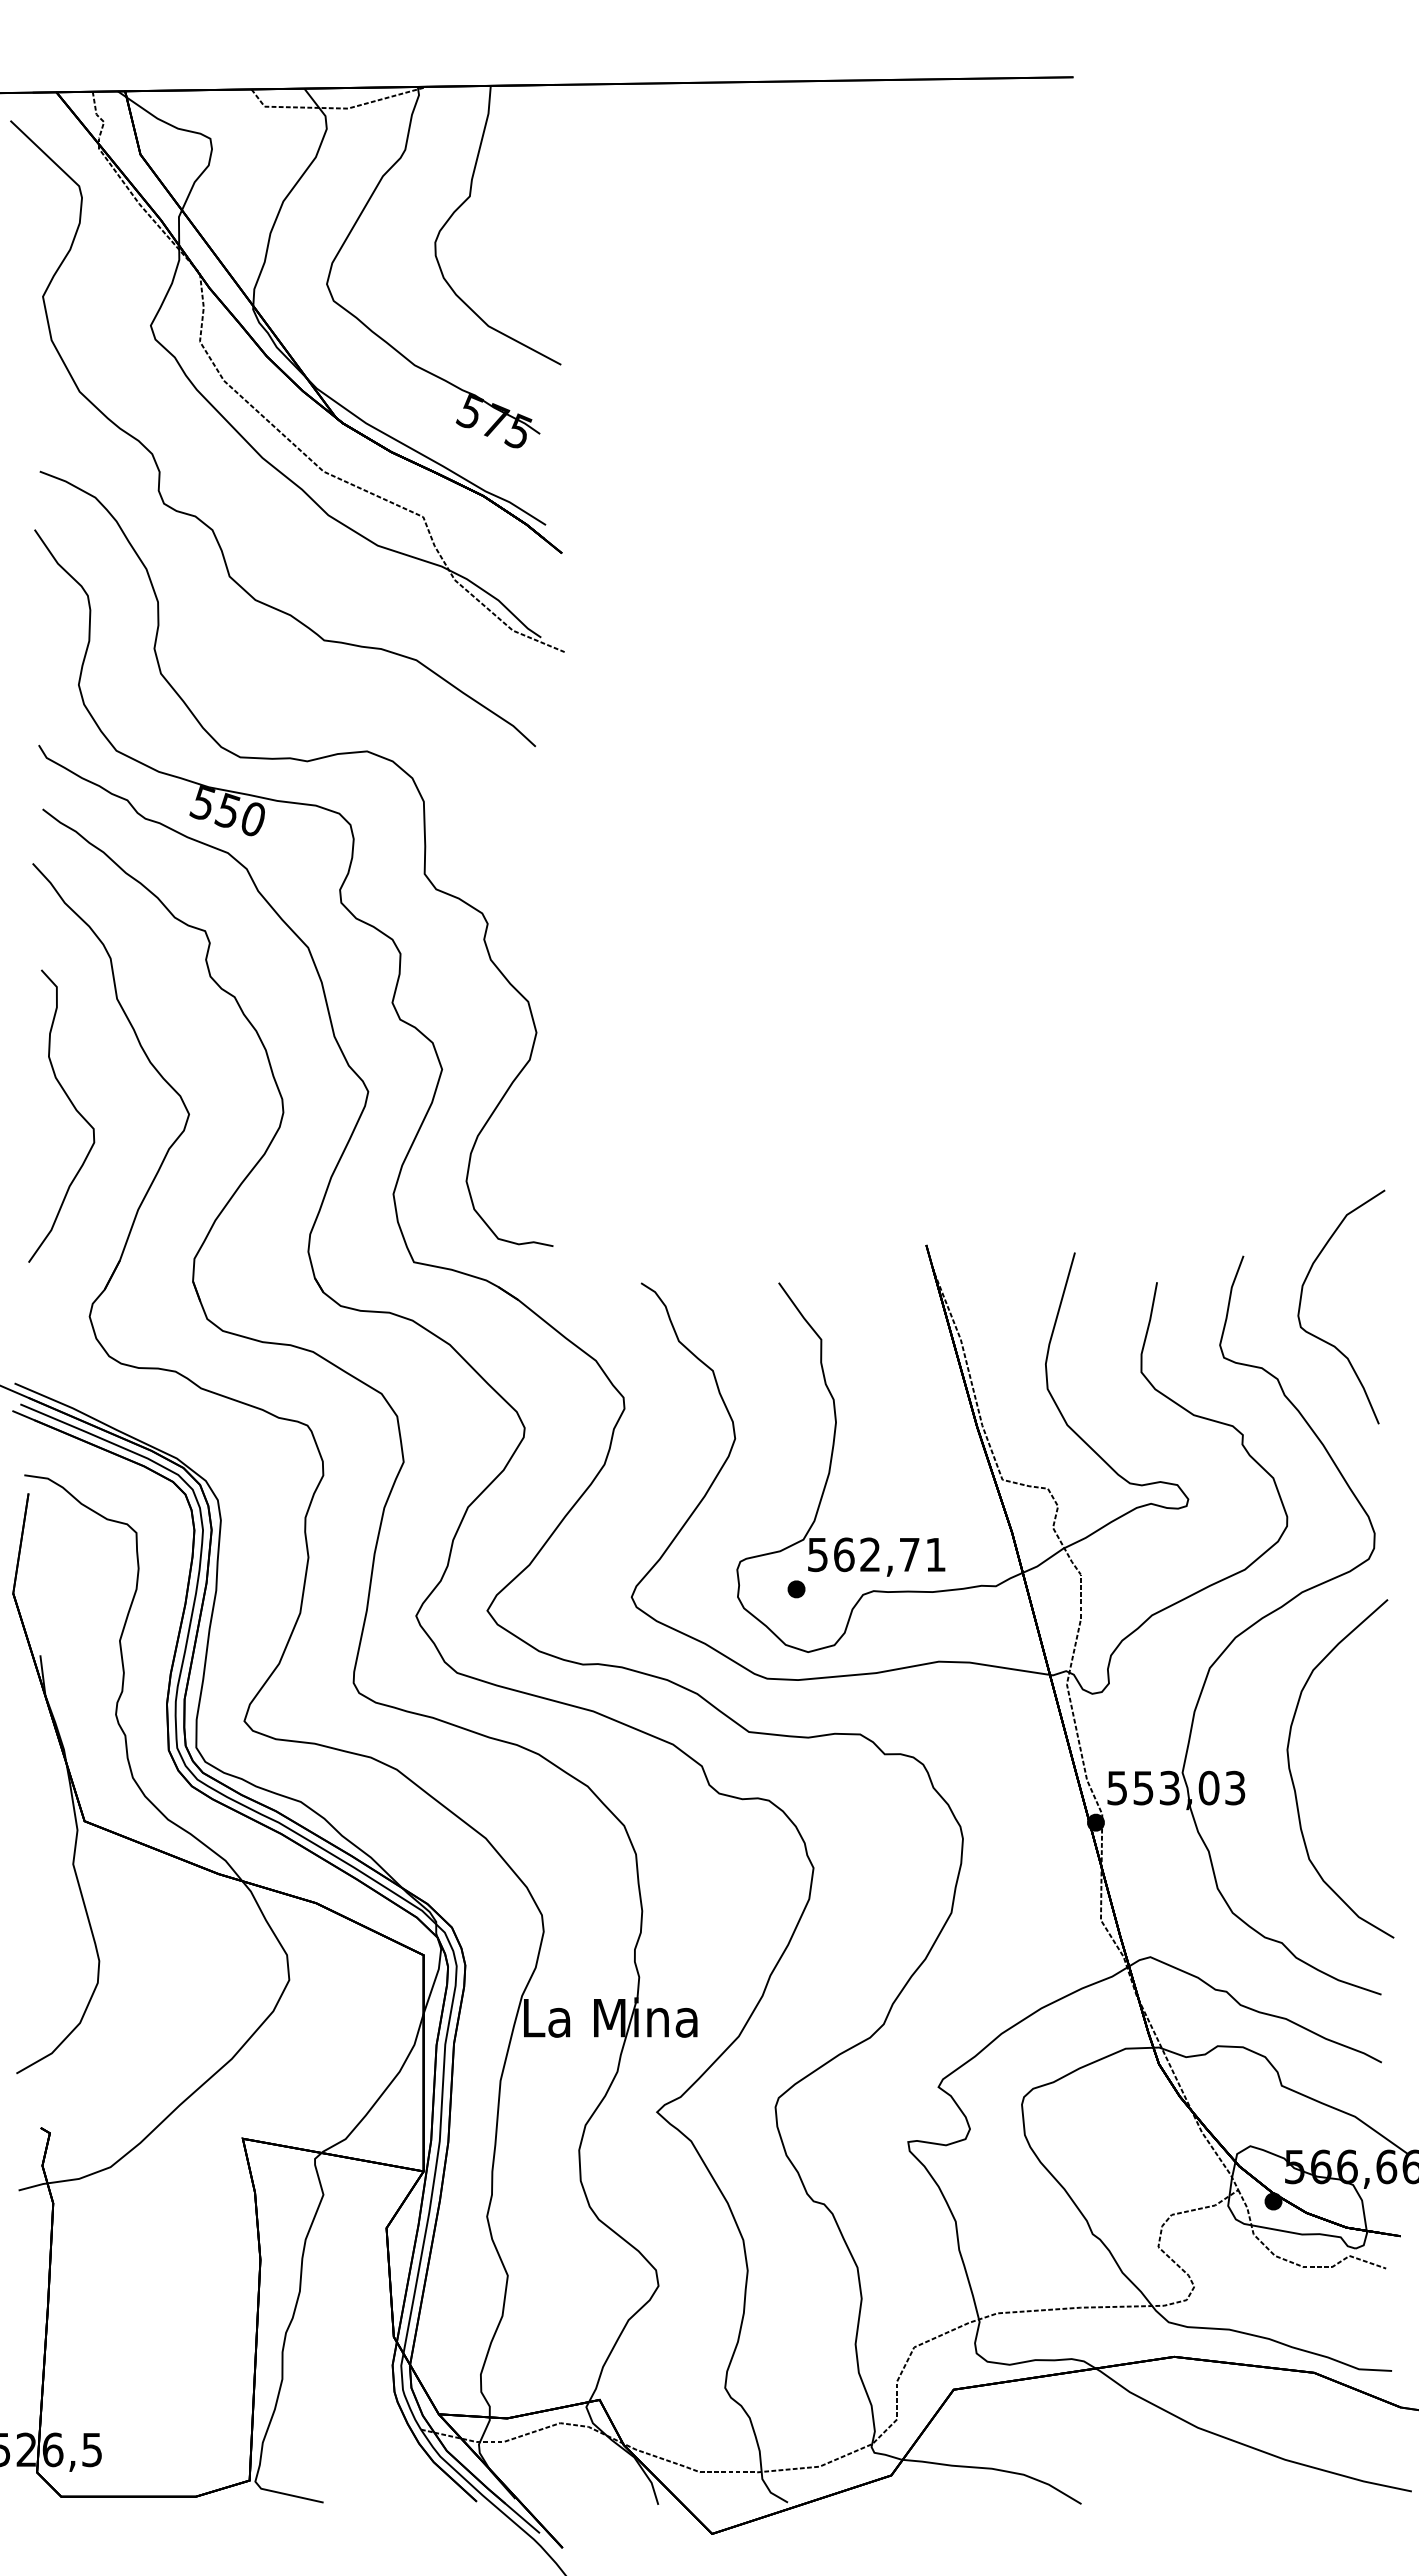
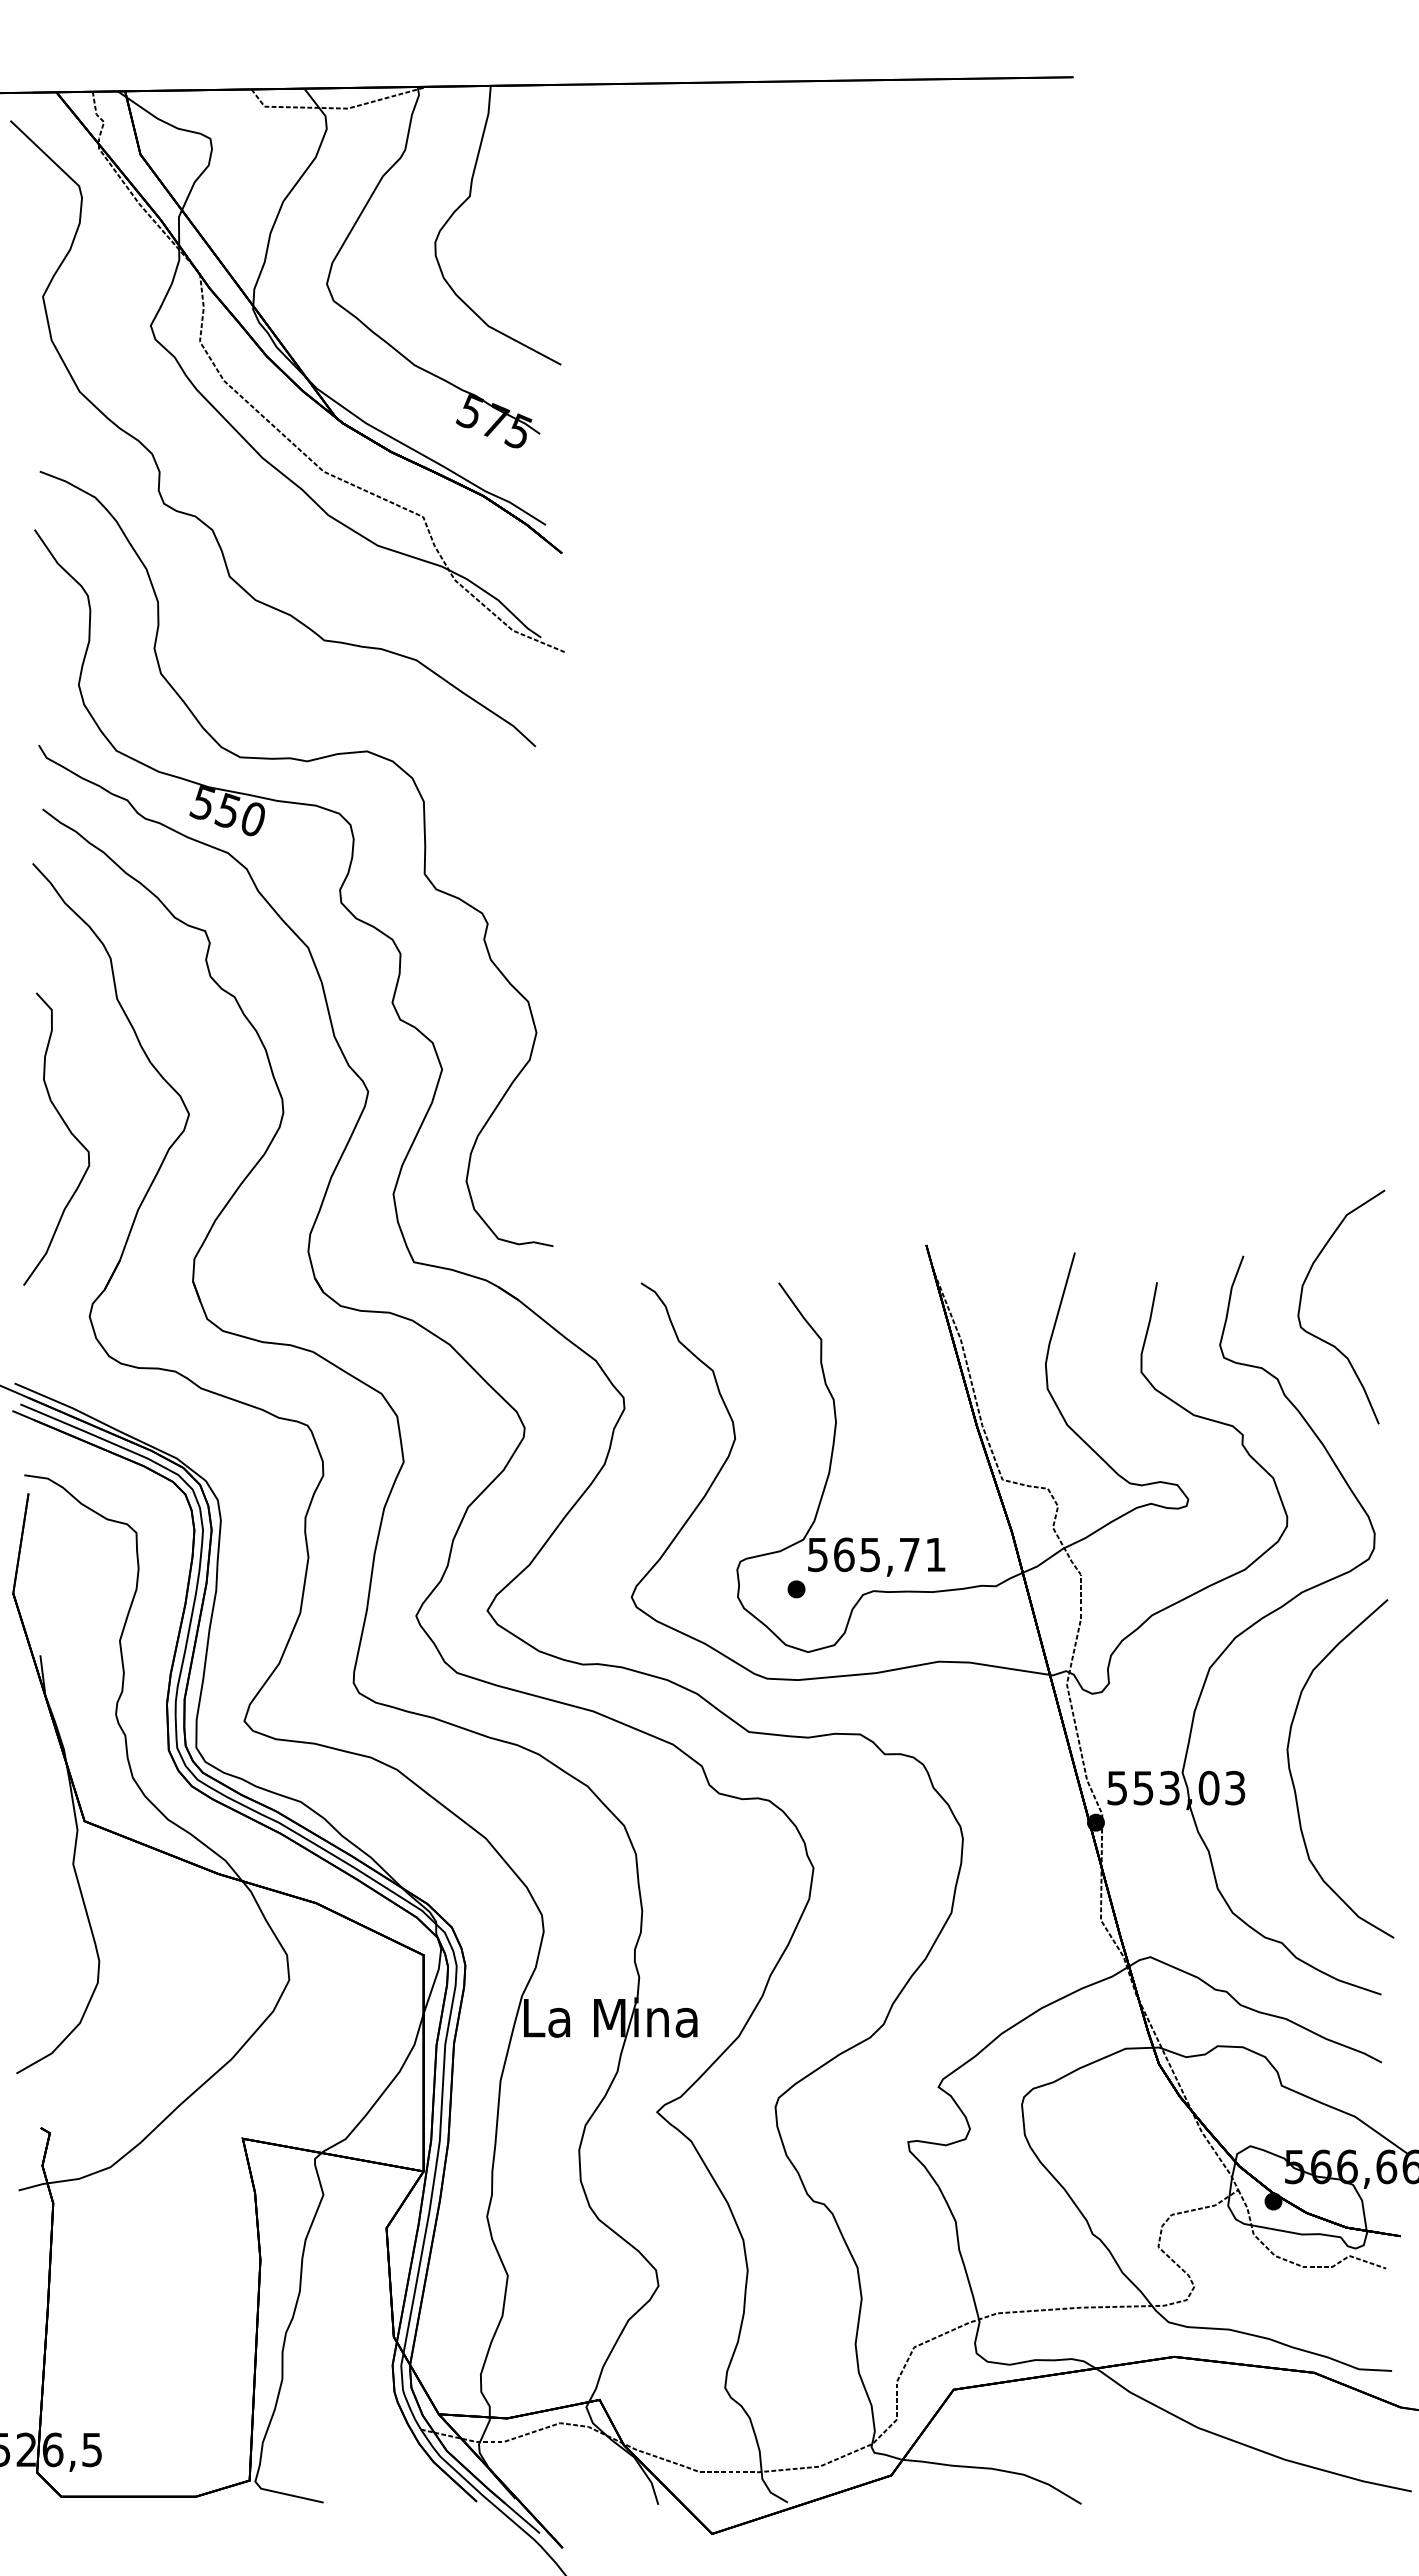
curve position: (73, 1107) -> (68, 1130) (68, 1130)
text: 562,71 -> 565,71 (869, 1554)
